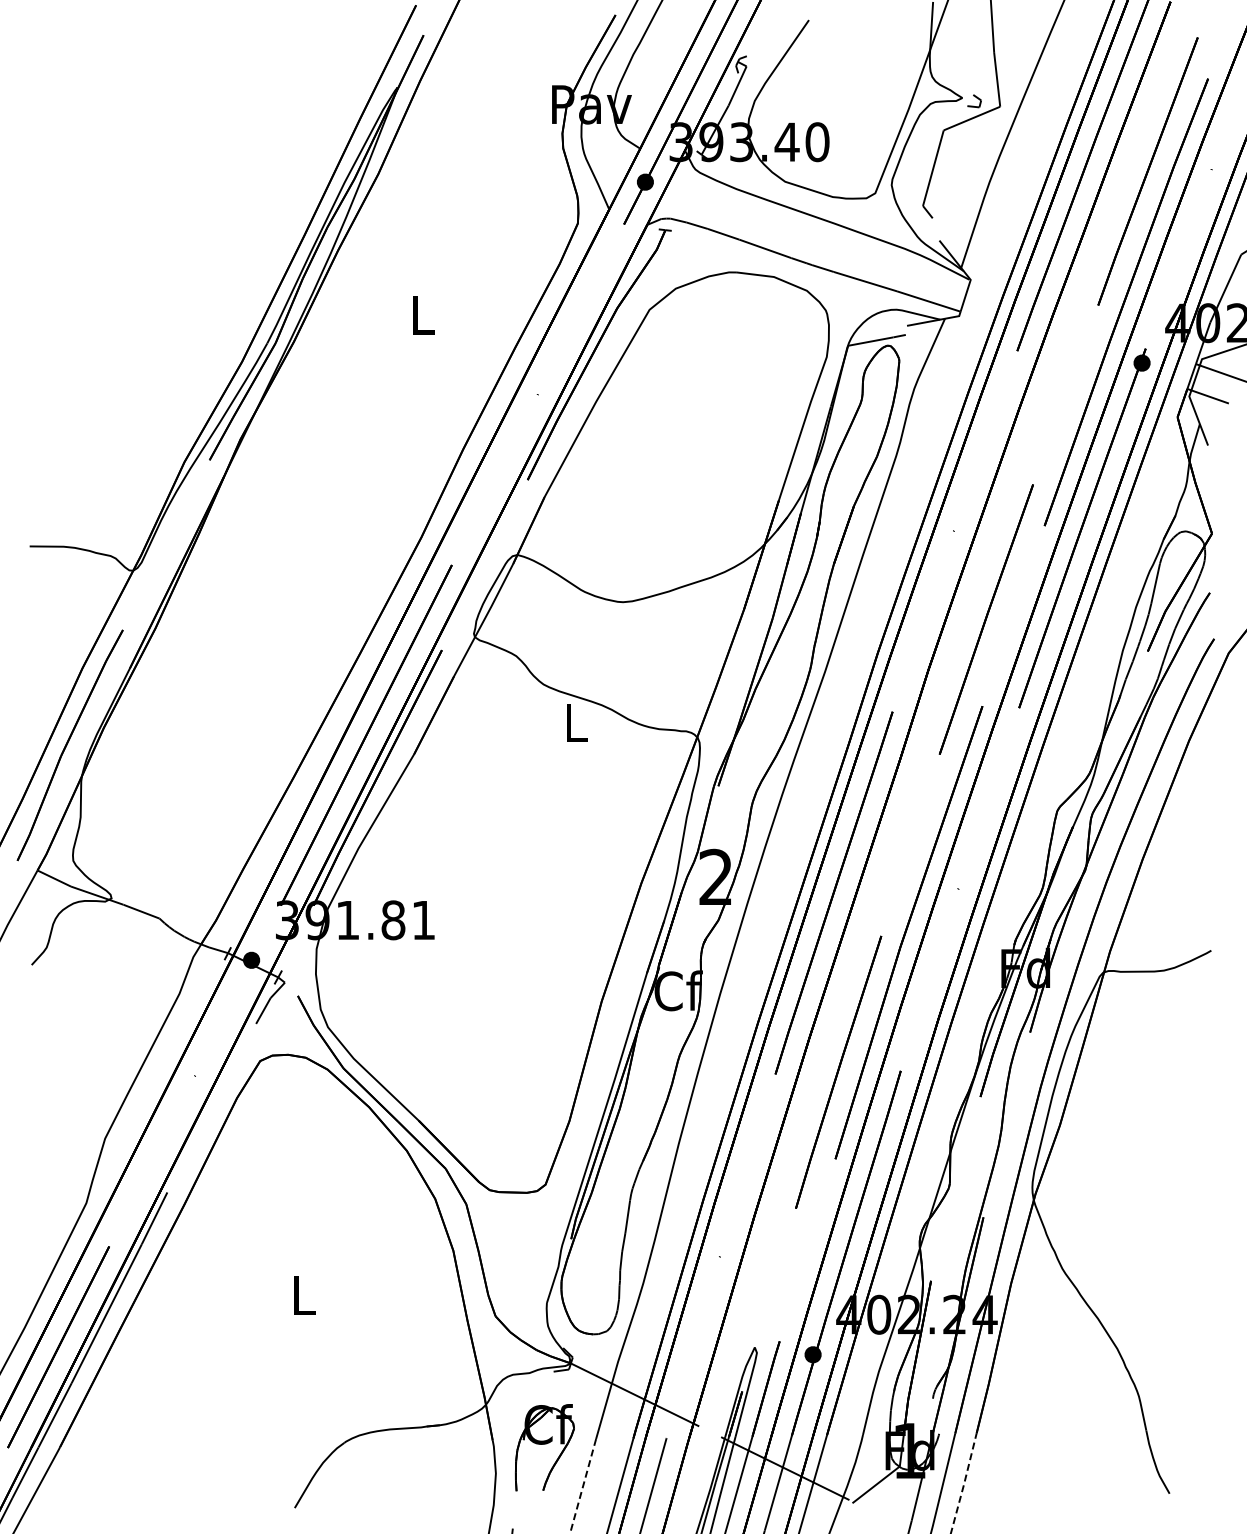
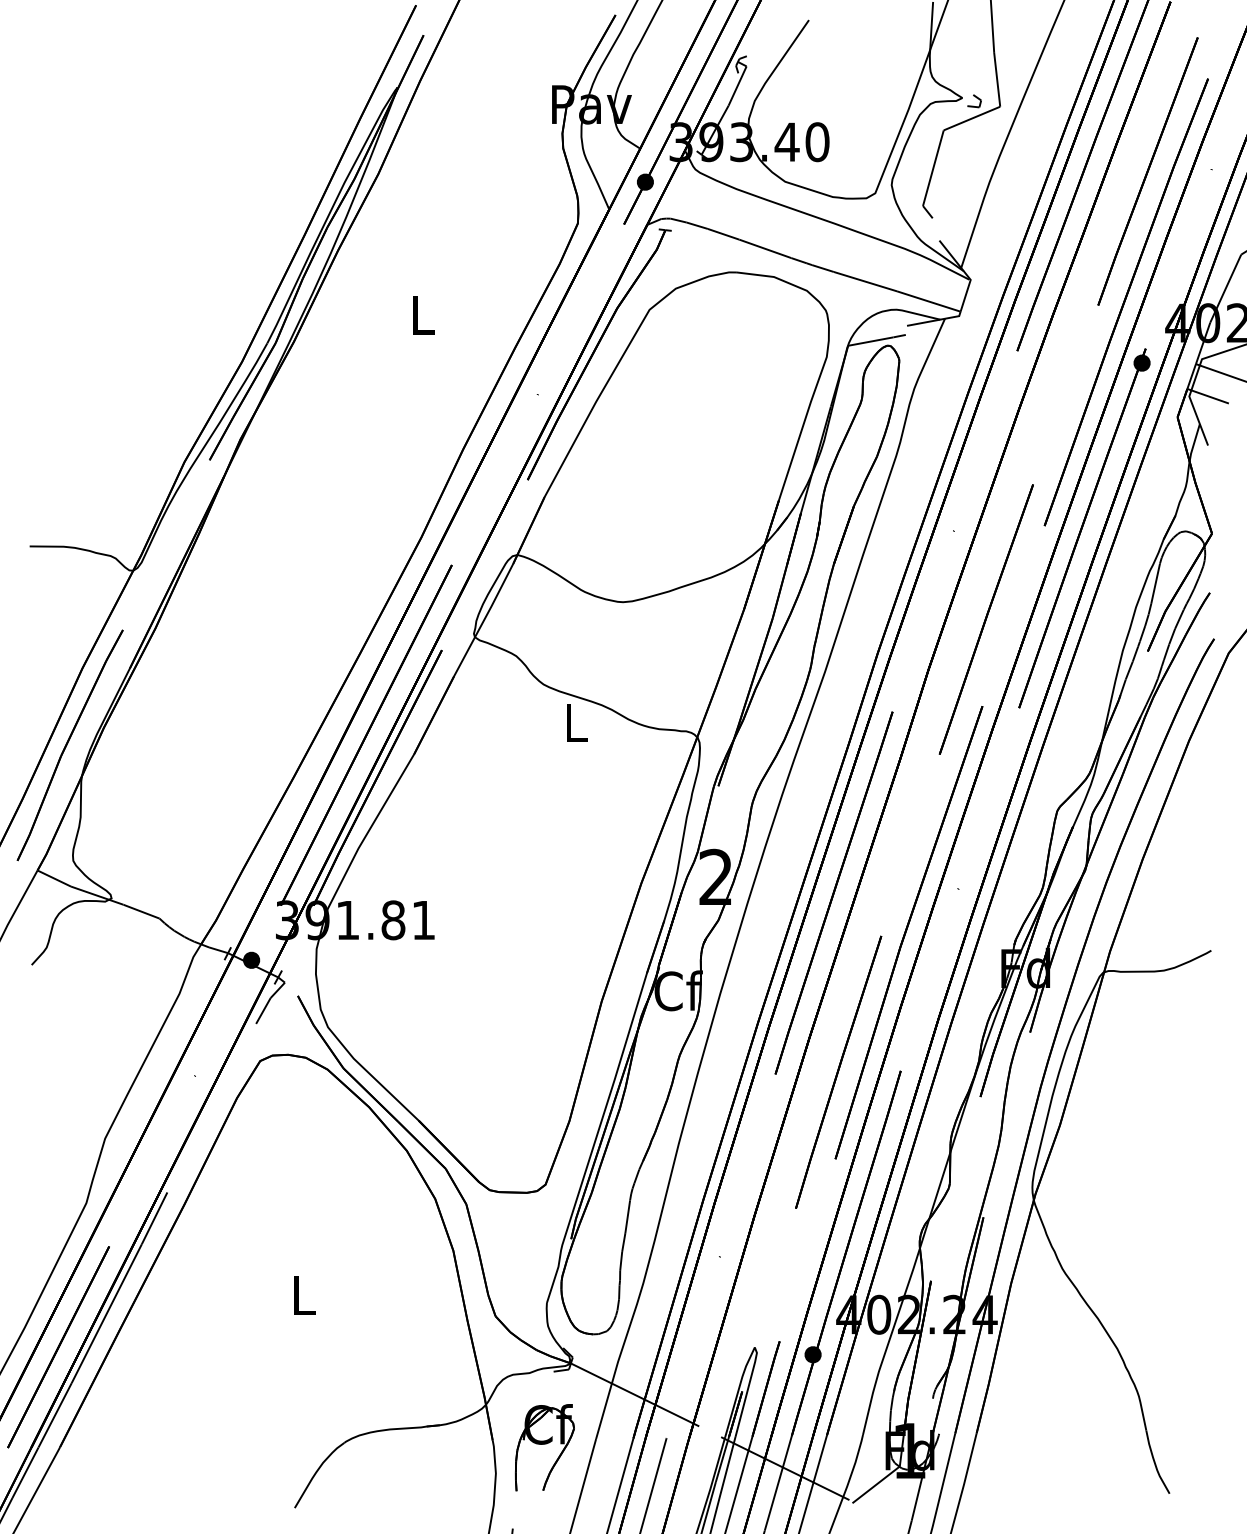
line: dashed -> solid (964, 1484)
line: dashed -> solid (582, 1486)
